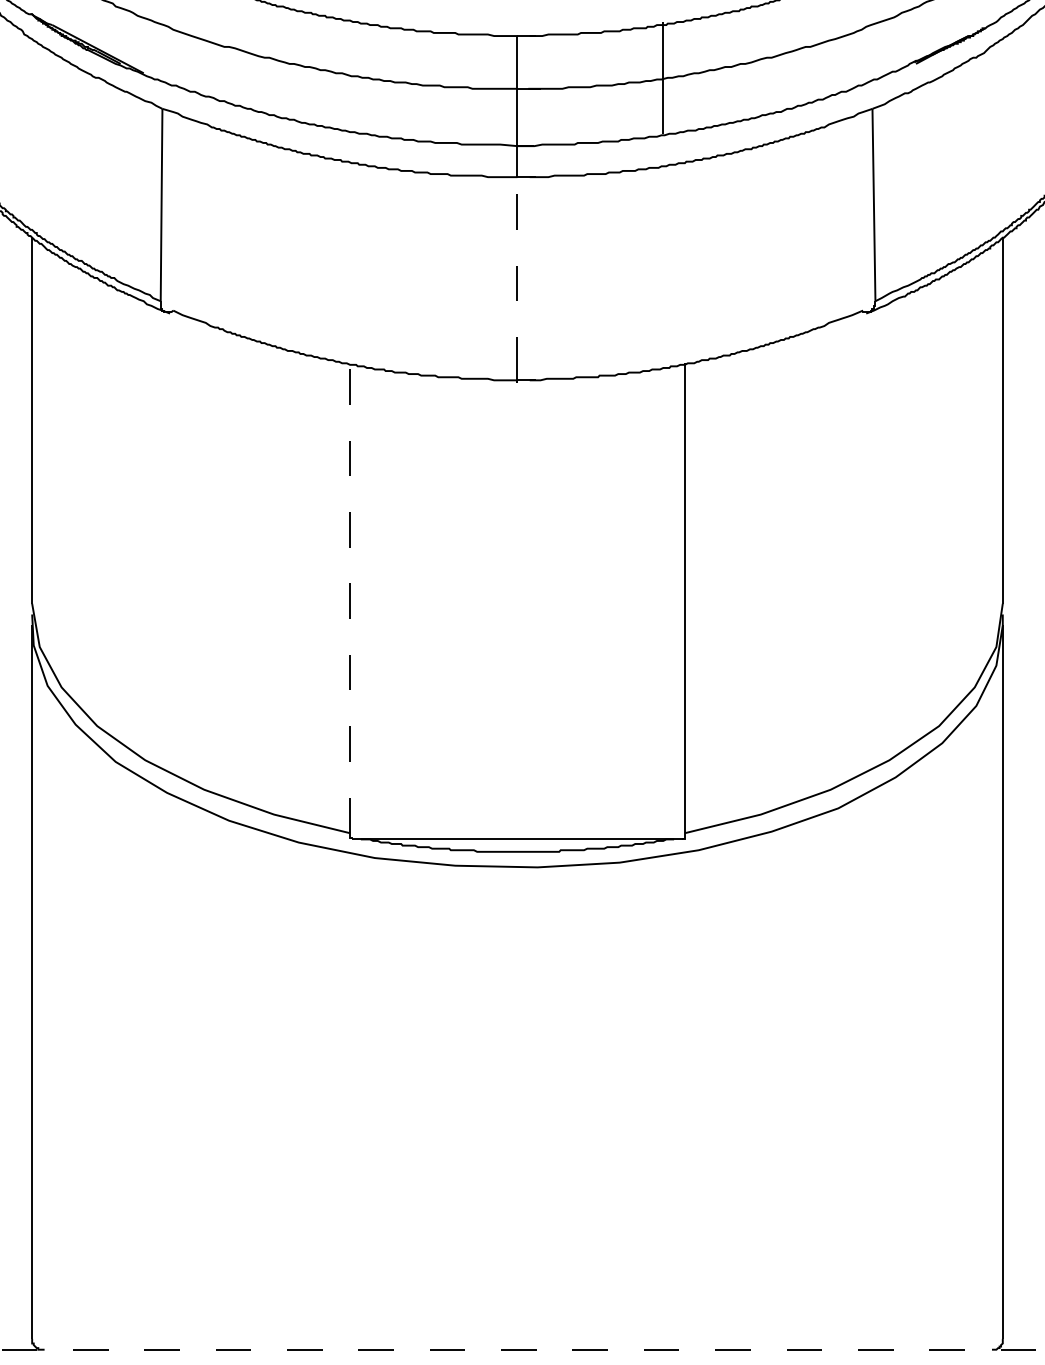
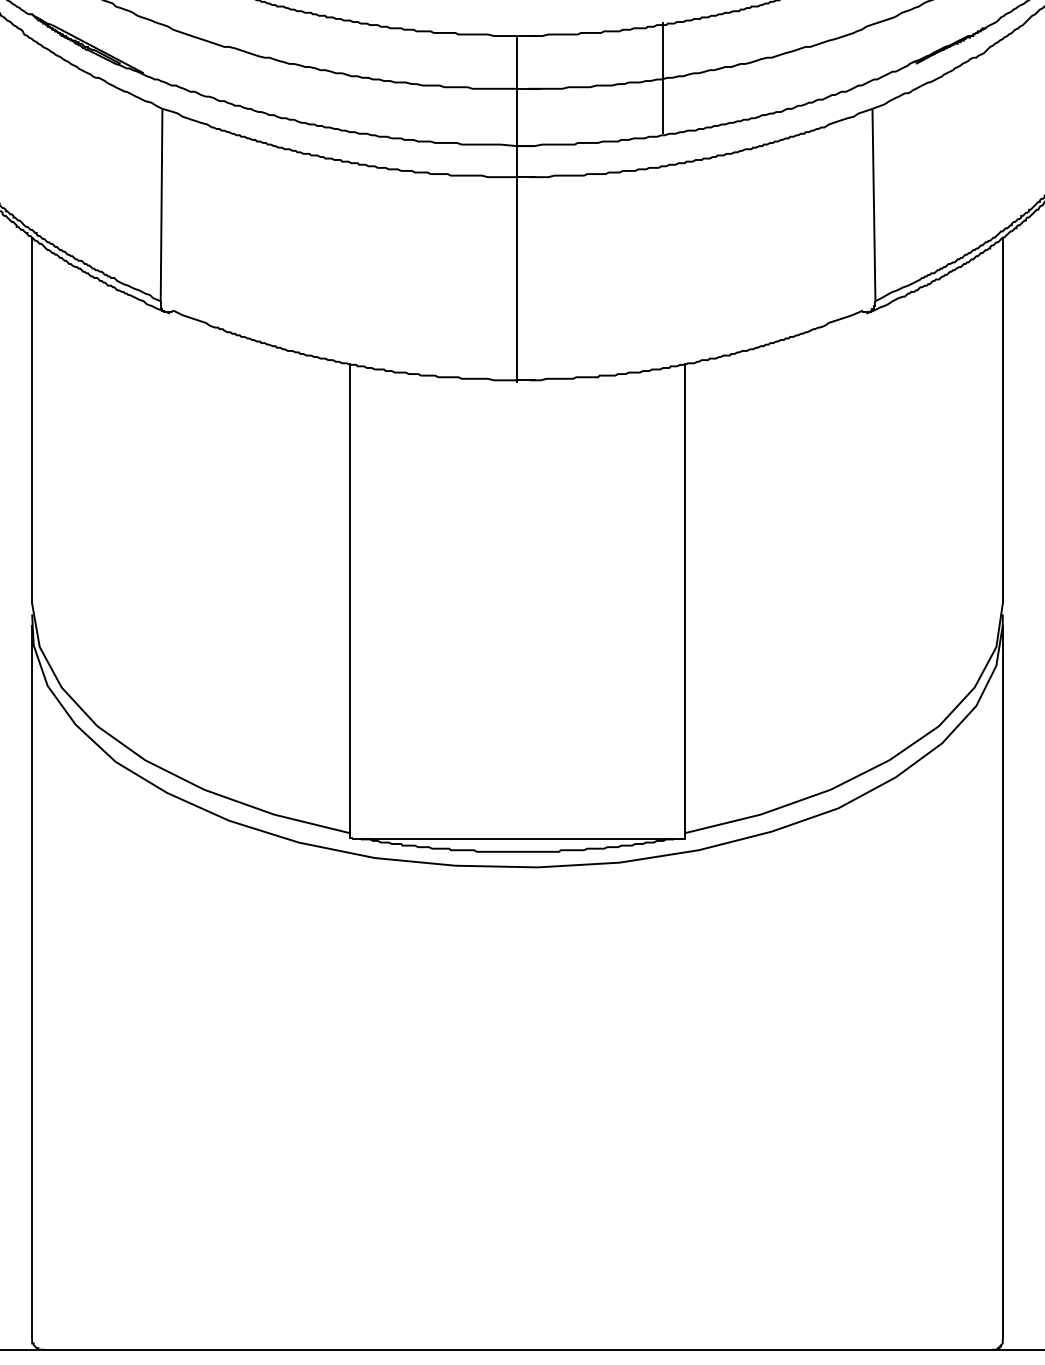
line: dashed -> solid (517, 274)
line: dashed -> solid (350, 598)
line: dashed -> solid (522, 1349)
